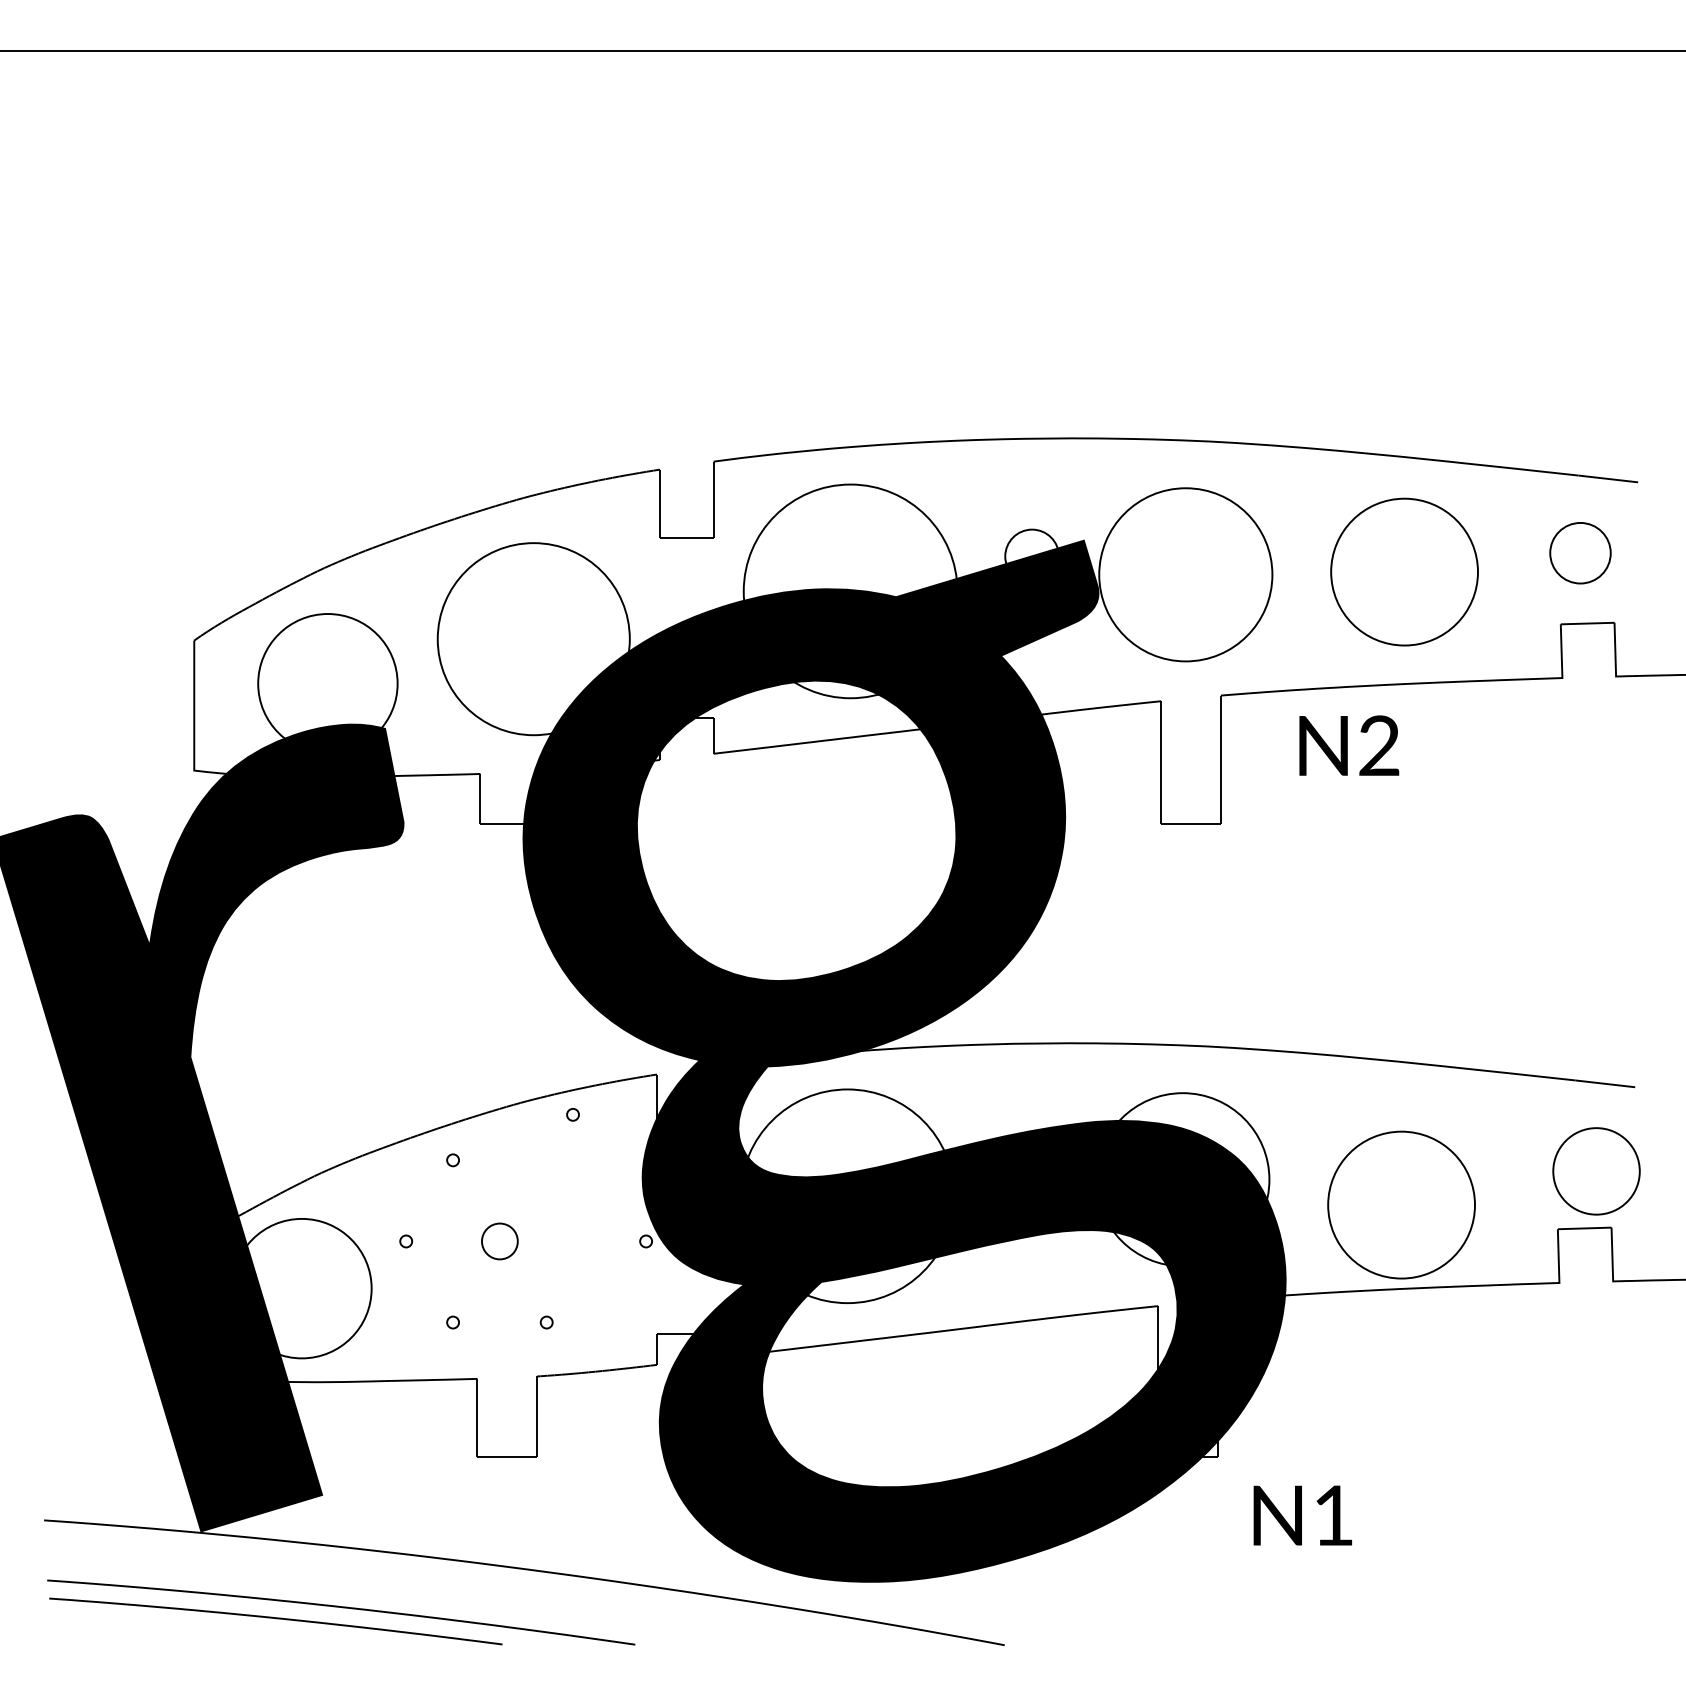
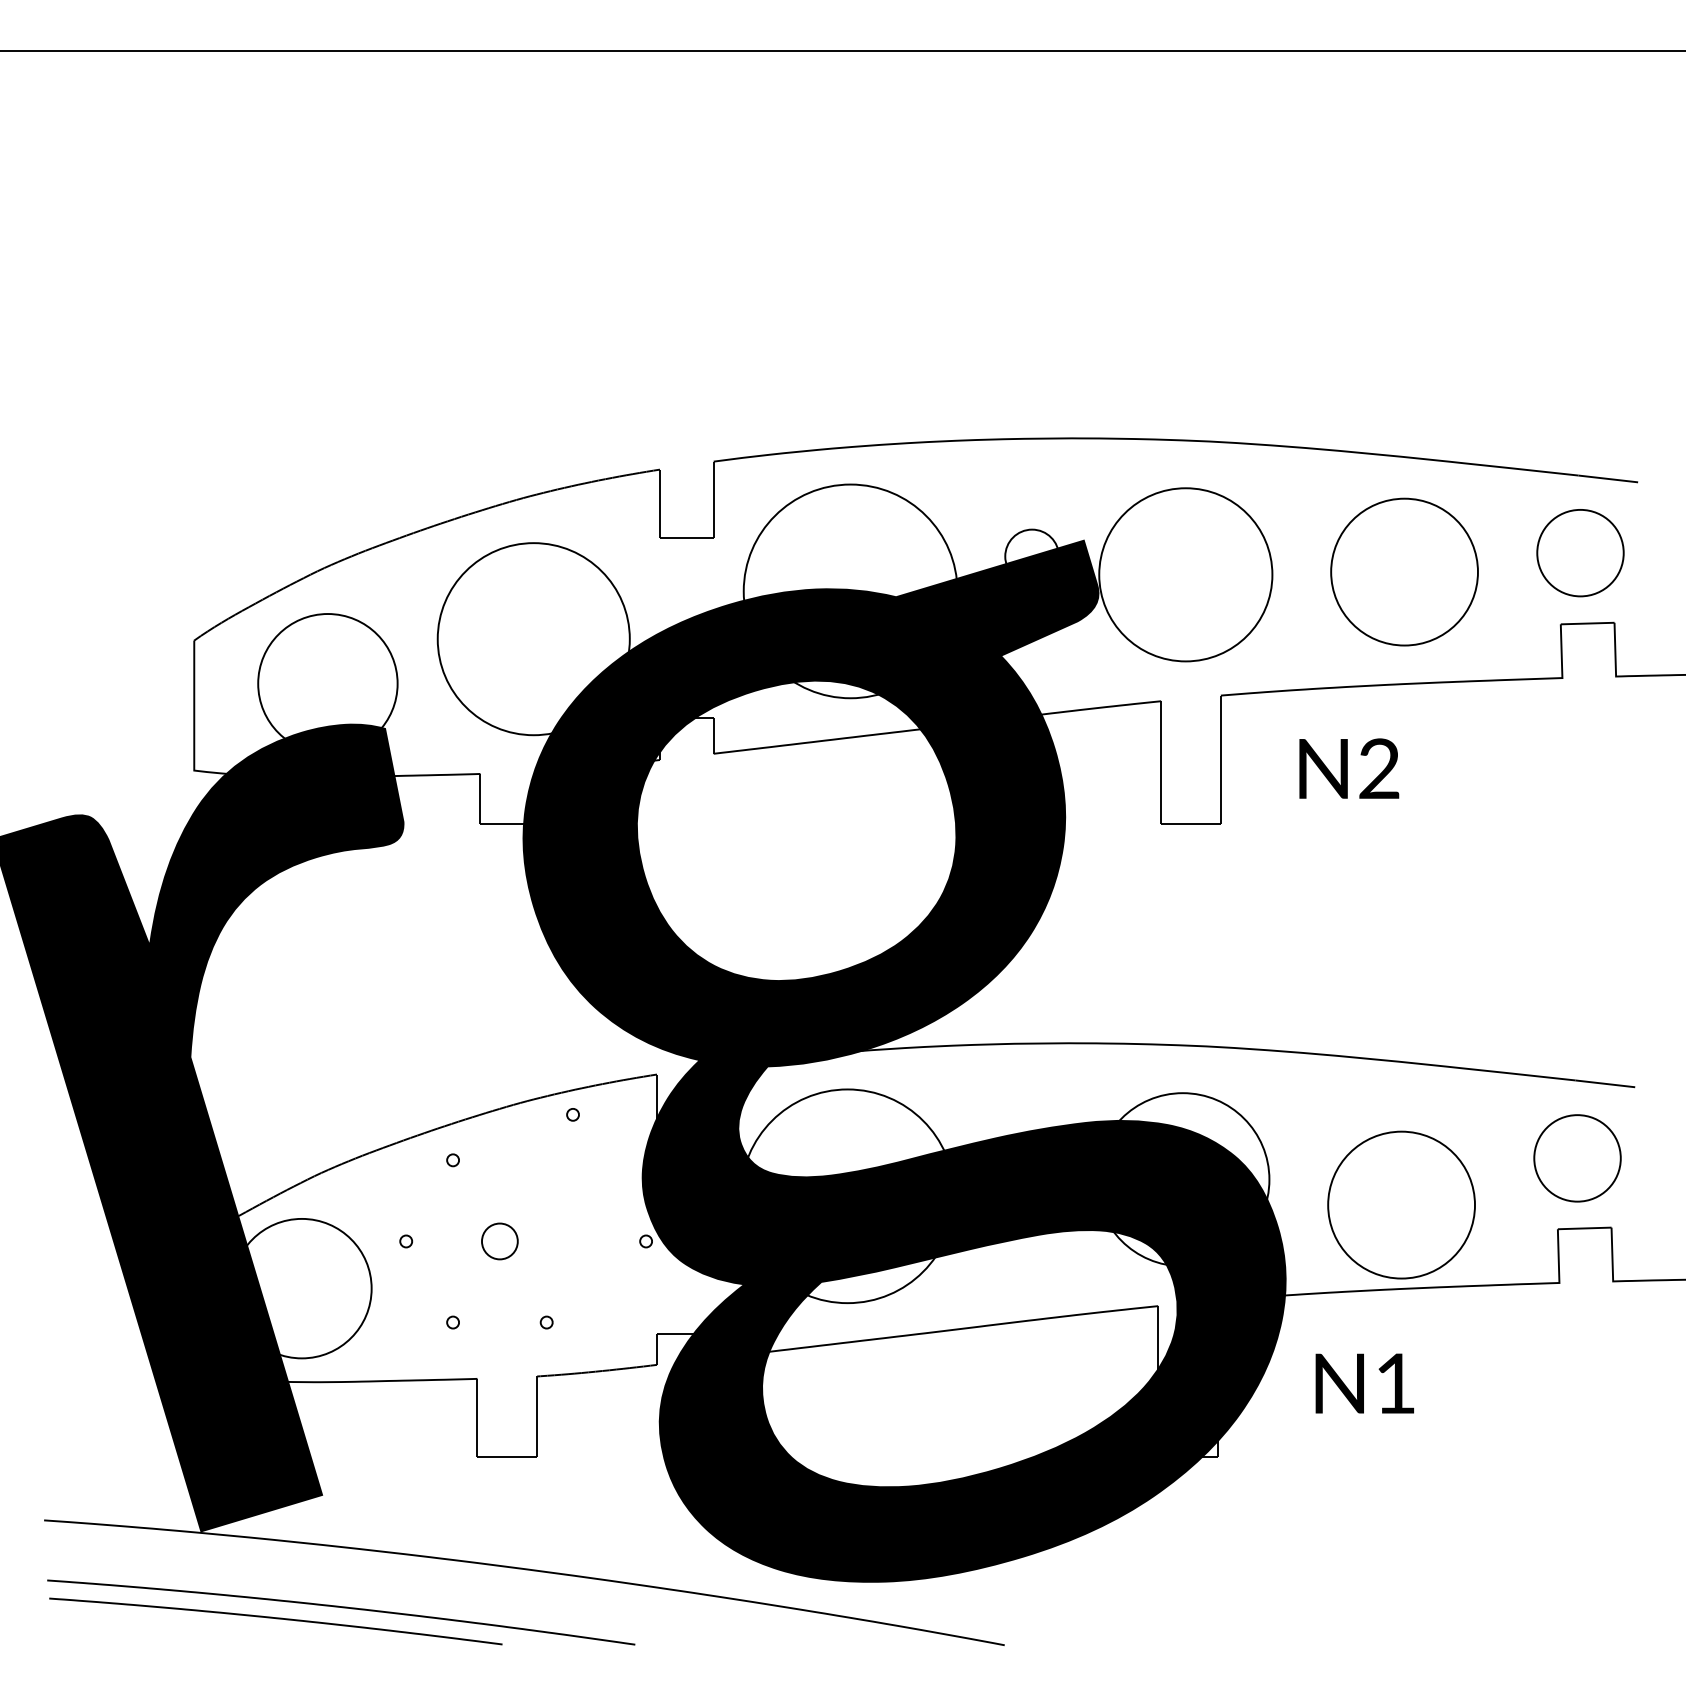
part size: 63x63 px -> 89x89 px (1580, 553)
part position: (1349, 745) -> (1349, 768) (1349, 768)
part position: (1596, 1171) -> (1577, 1158) (1577, 1158)
part position: (1302, 1515) -> (1364, 1383) (1364, 1383)
